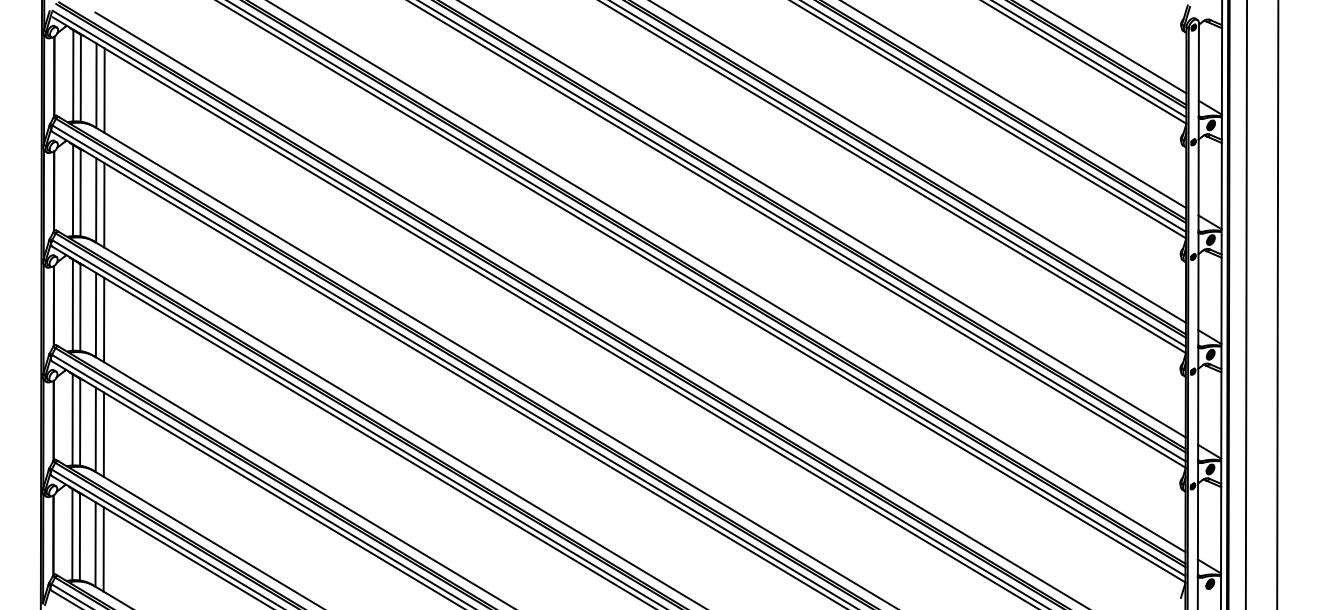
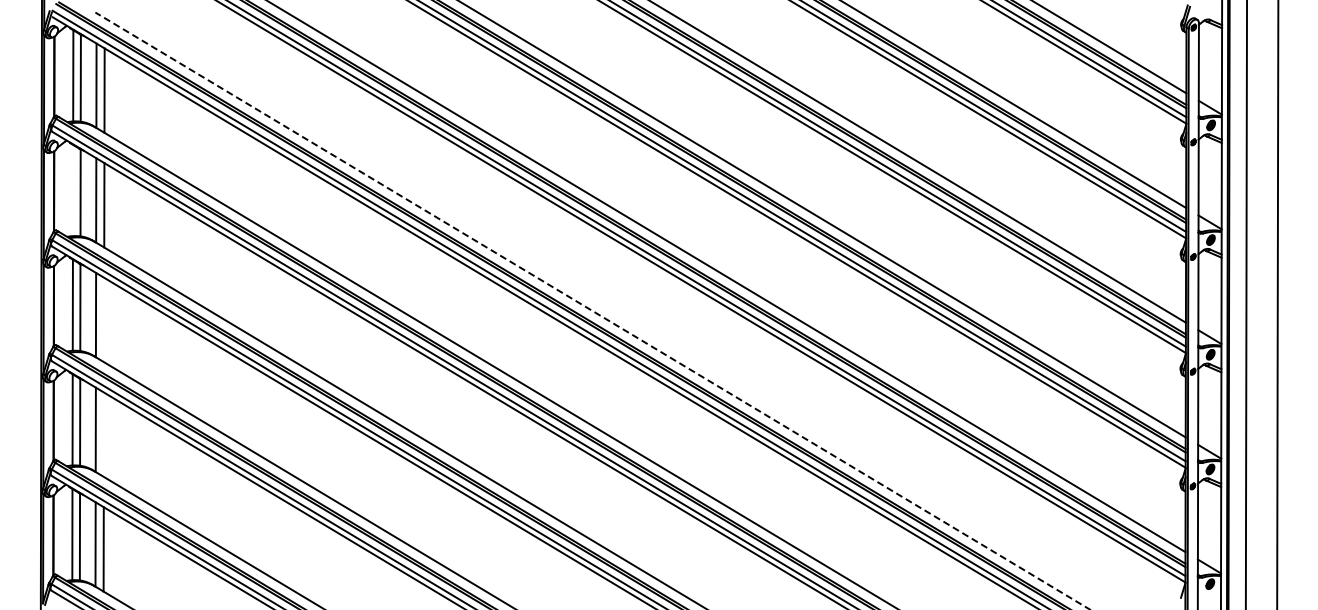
line: present -> none (72, 190)
line: solid -> dashed (592, 310)
line: present -> none (104, 319)
line: present -> none (103, 434)
